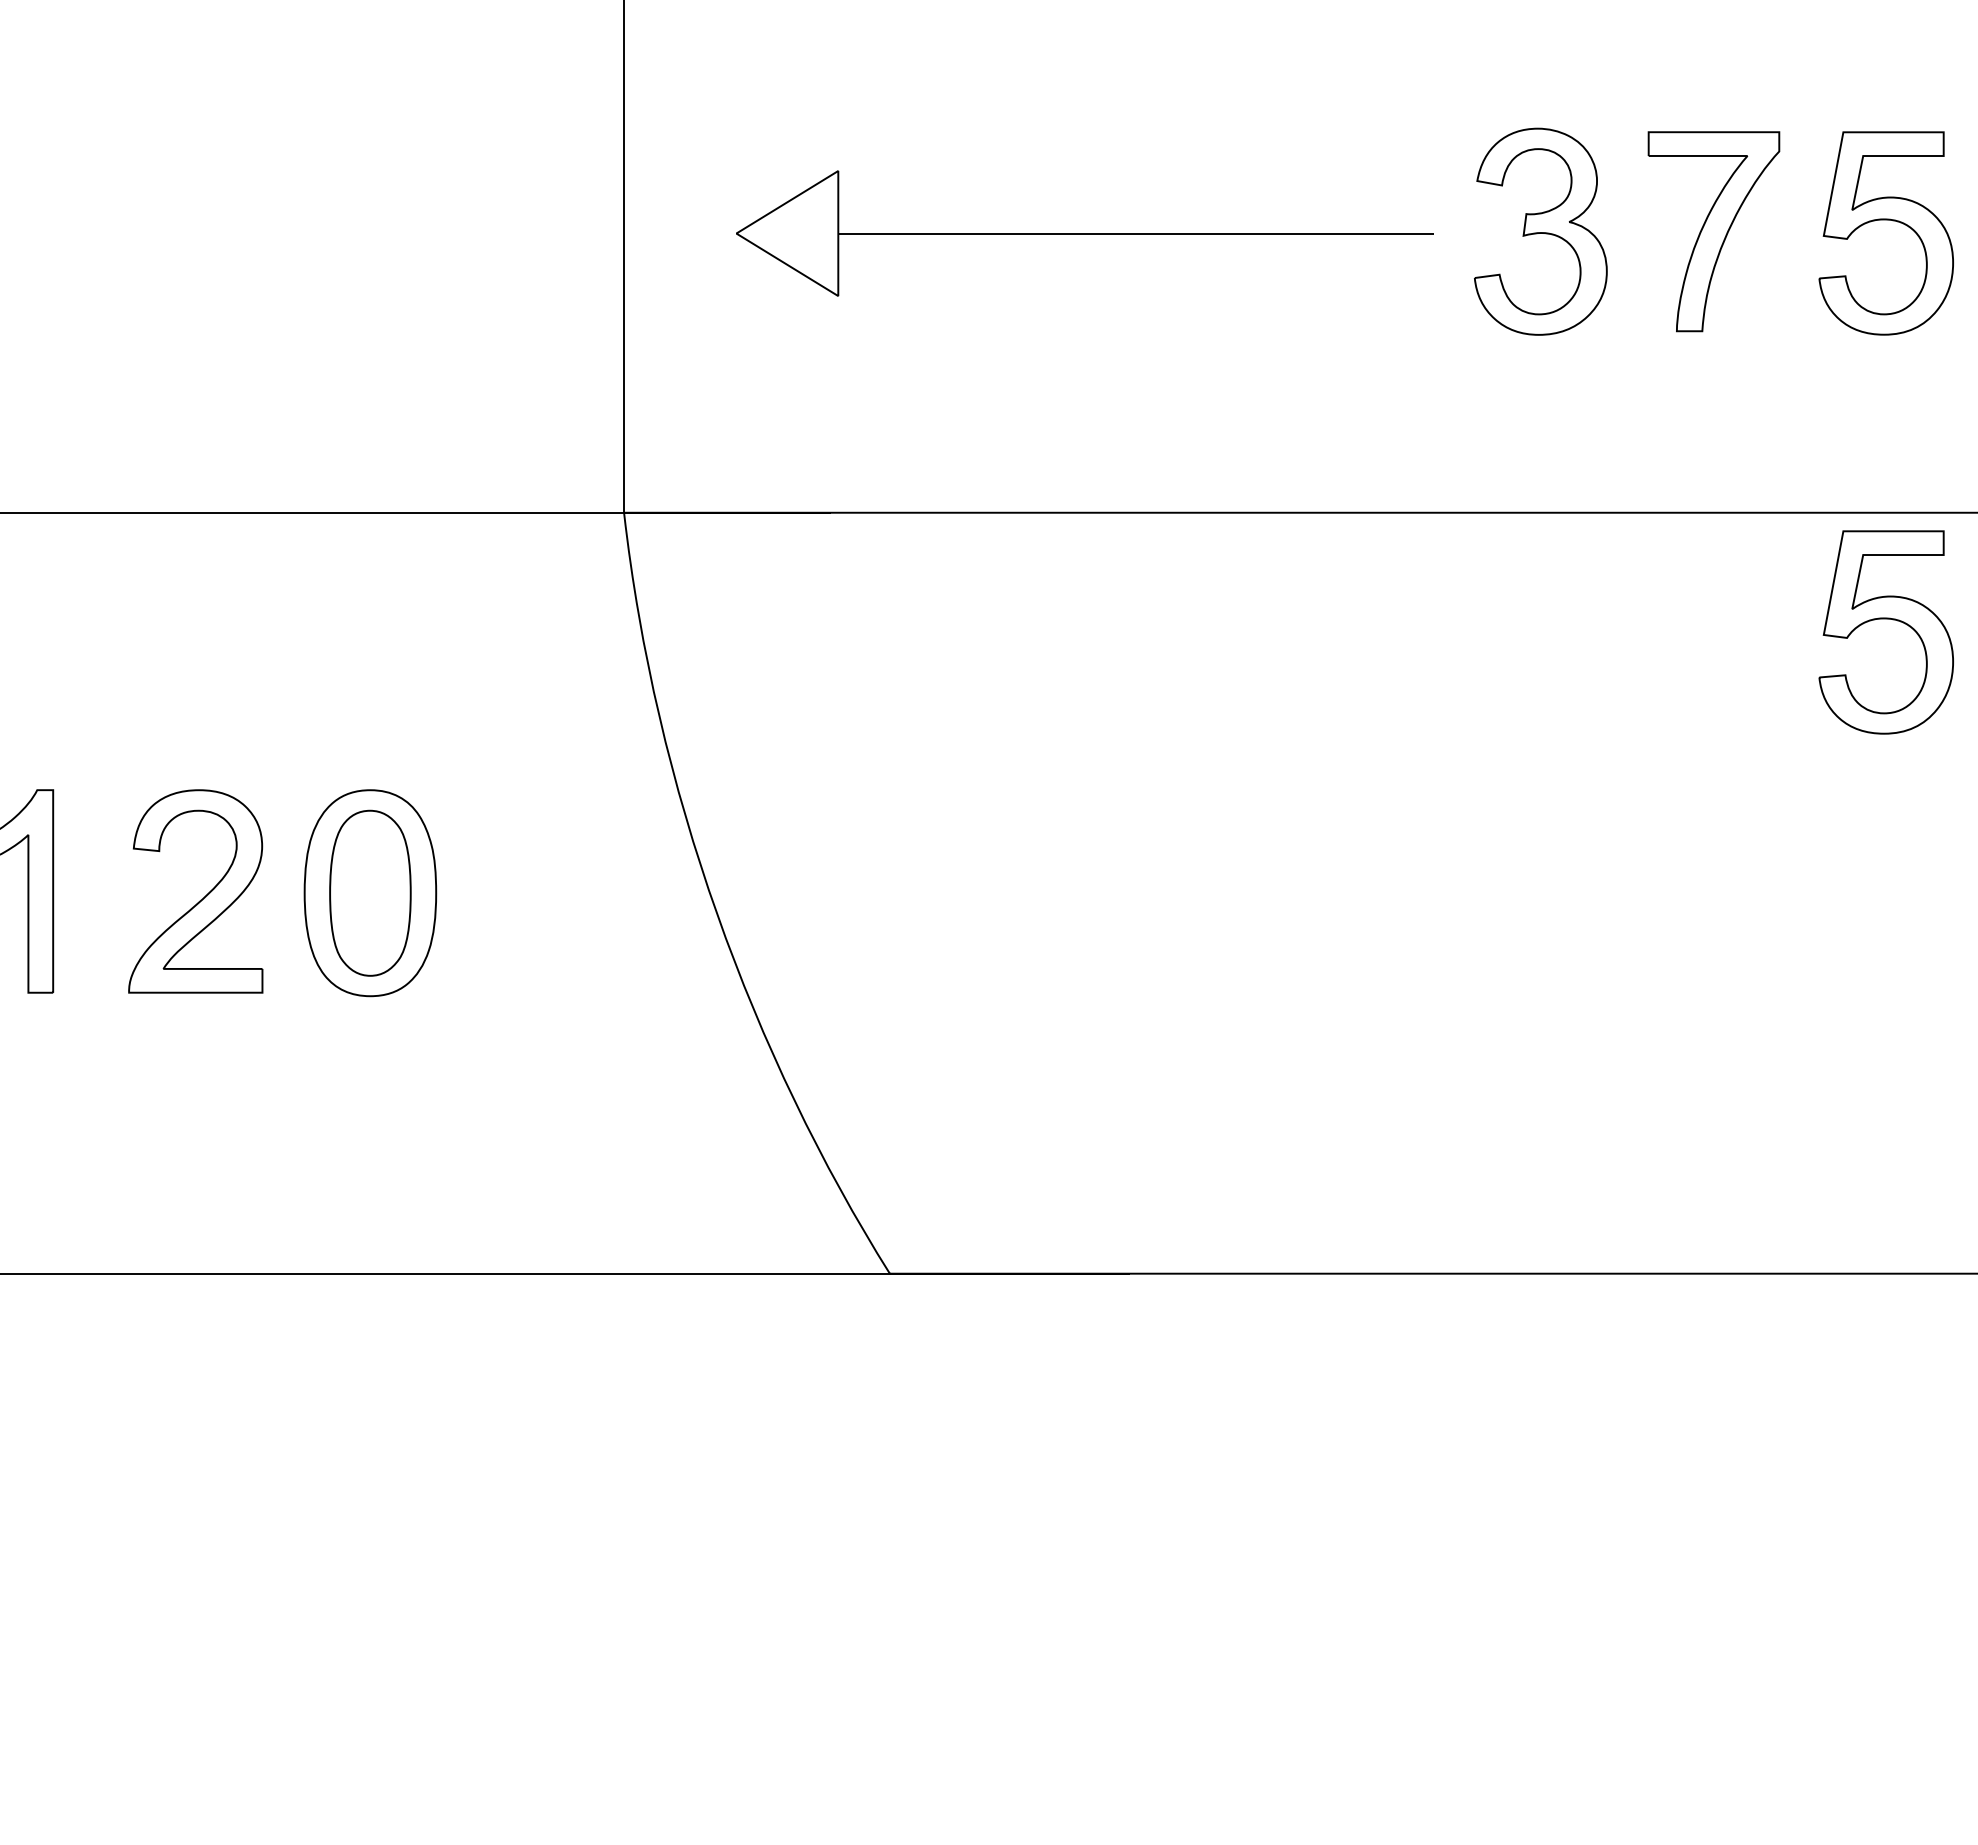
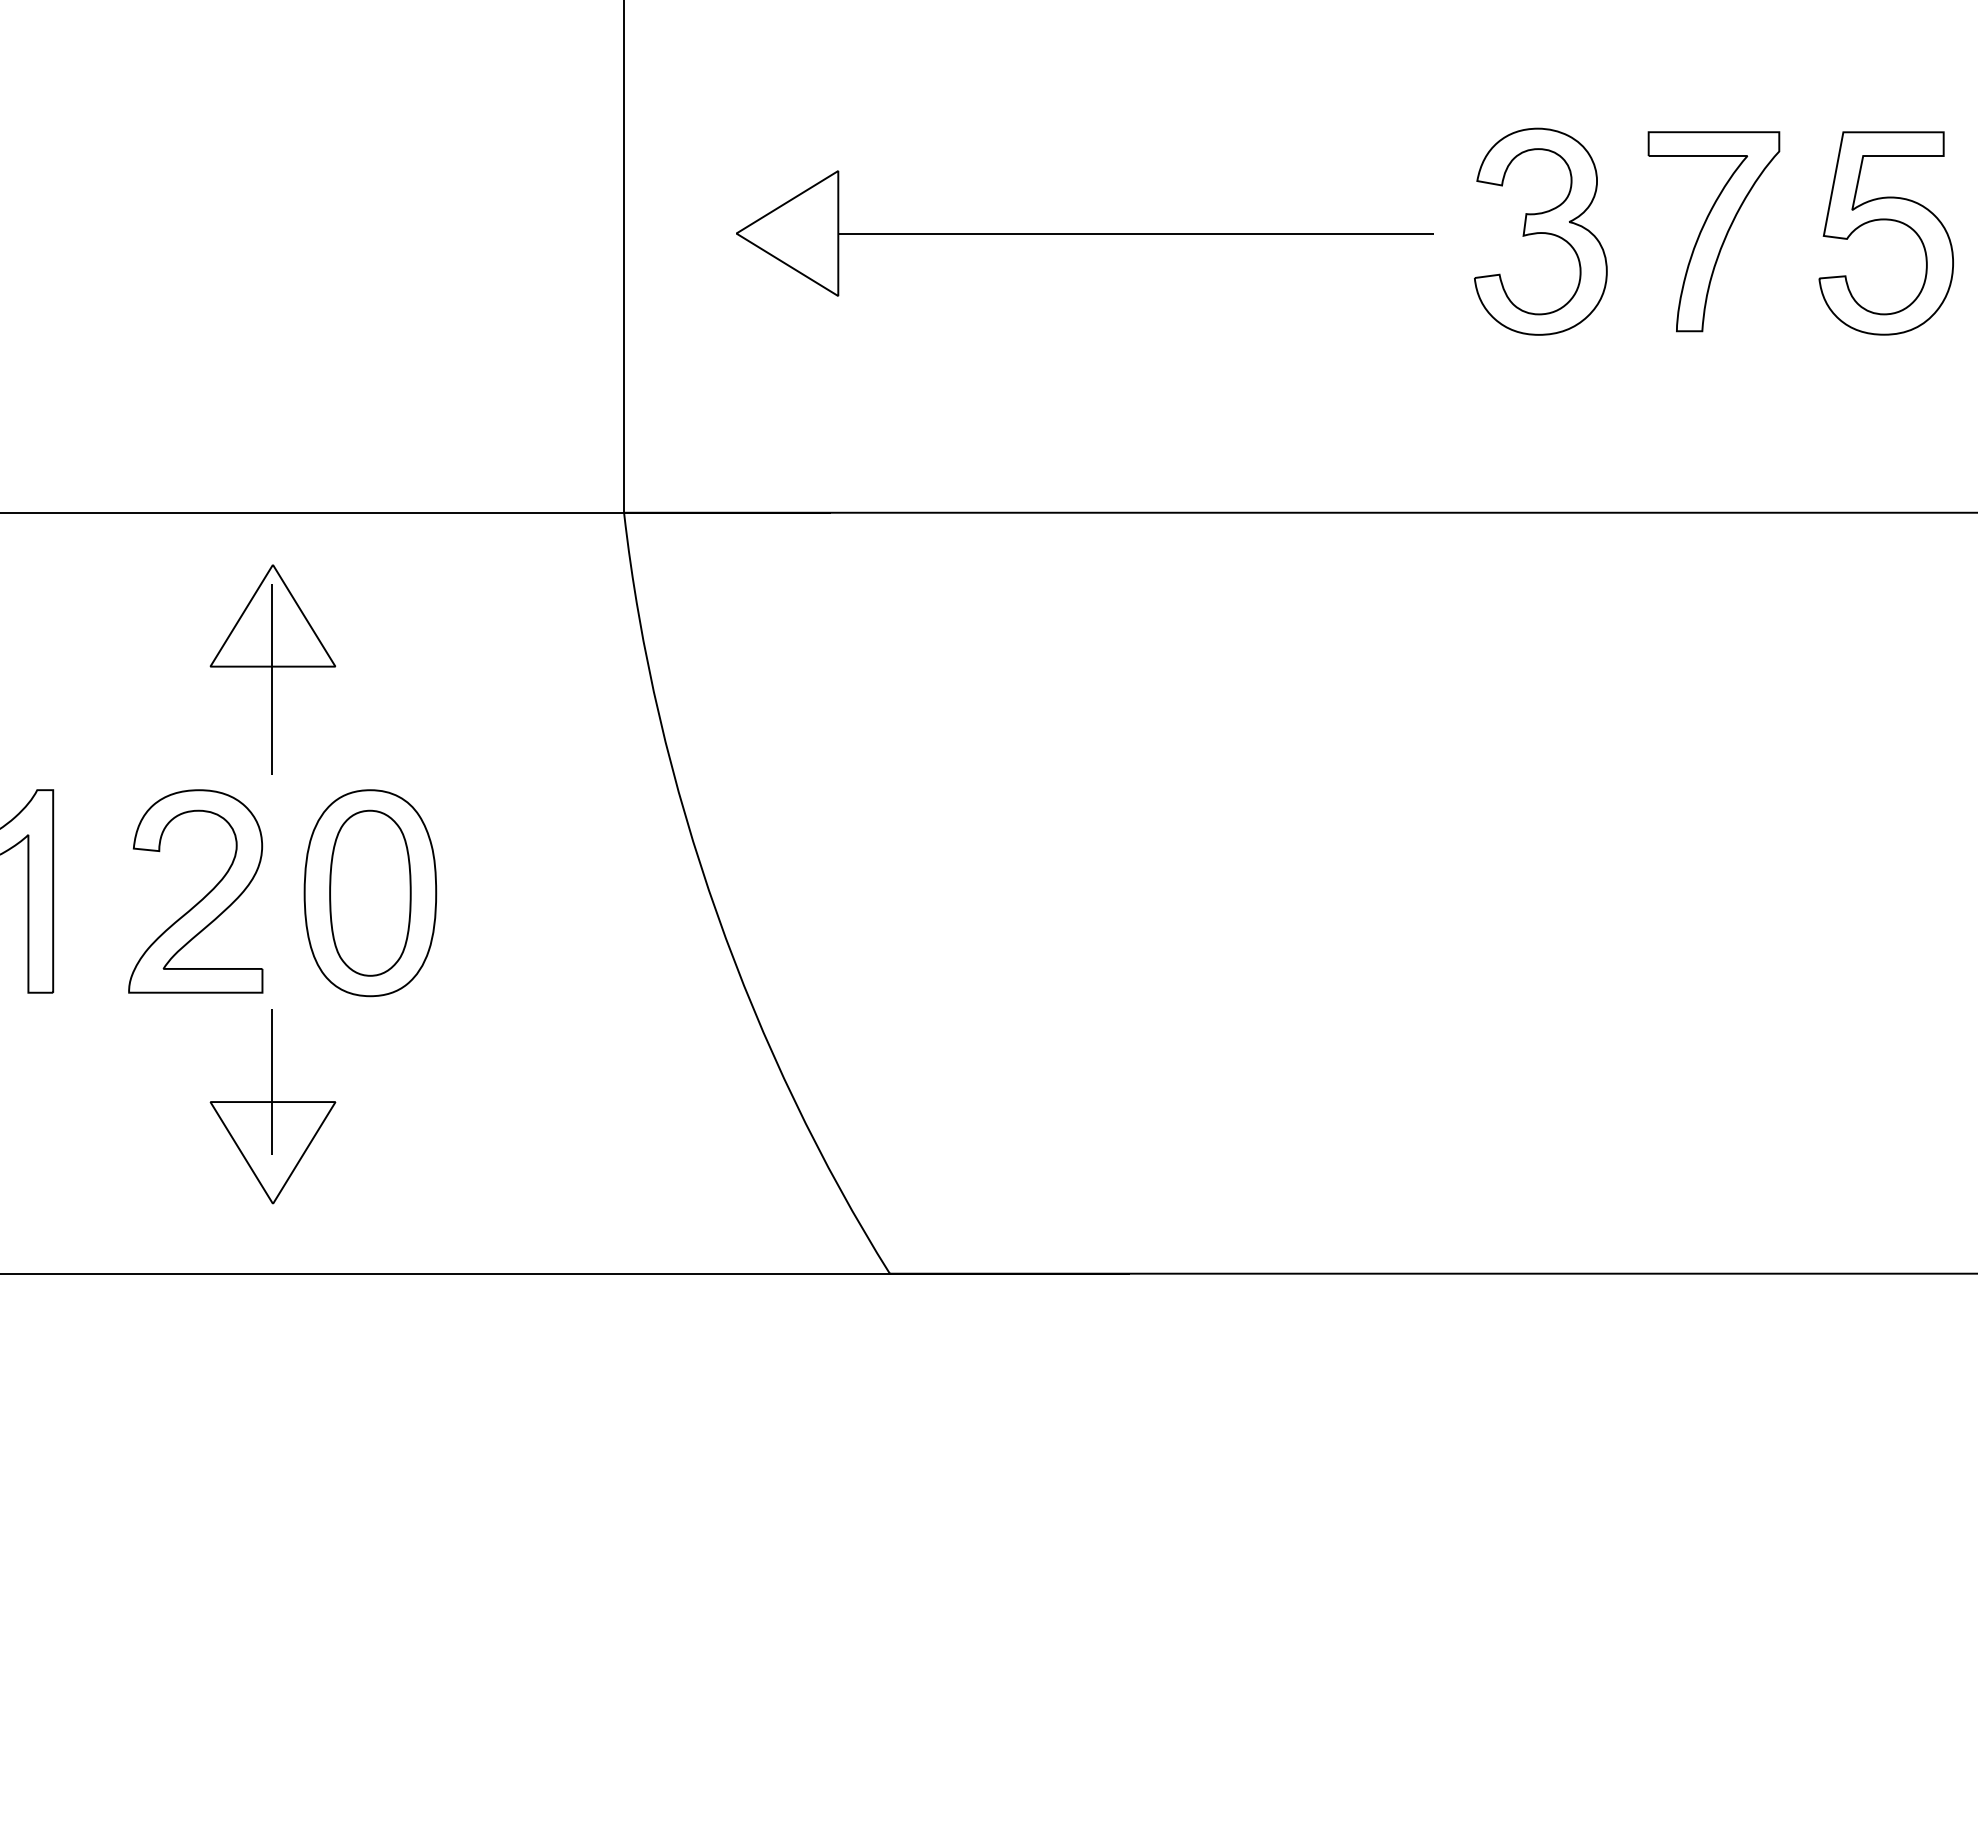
part: present -> none (1885, 619)
part: none -> present (272, 669)
part: none -> present (272, 1106)
